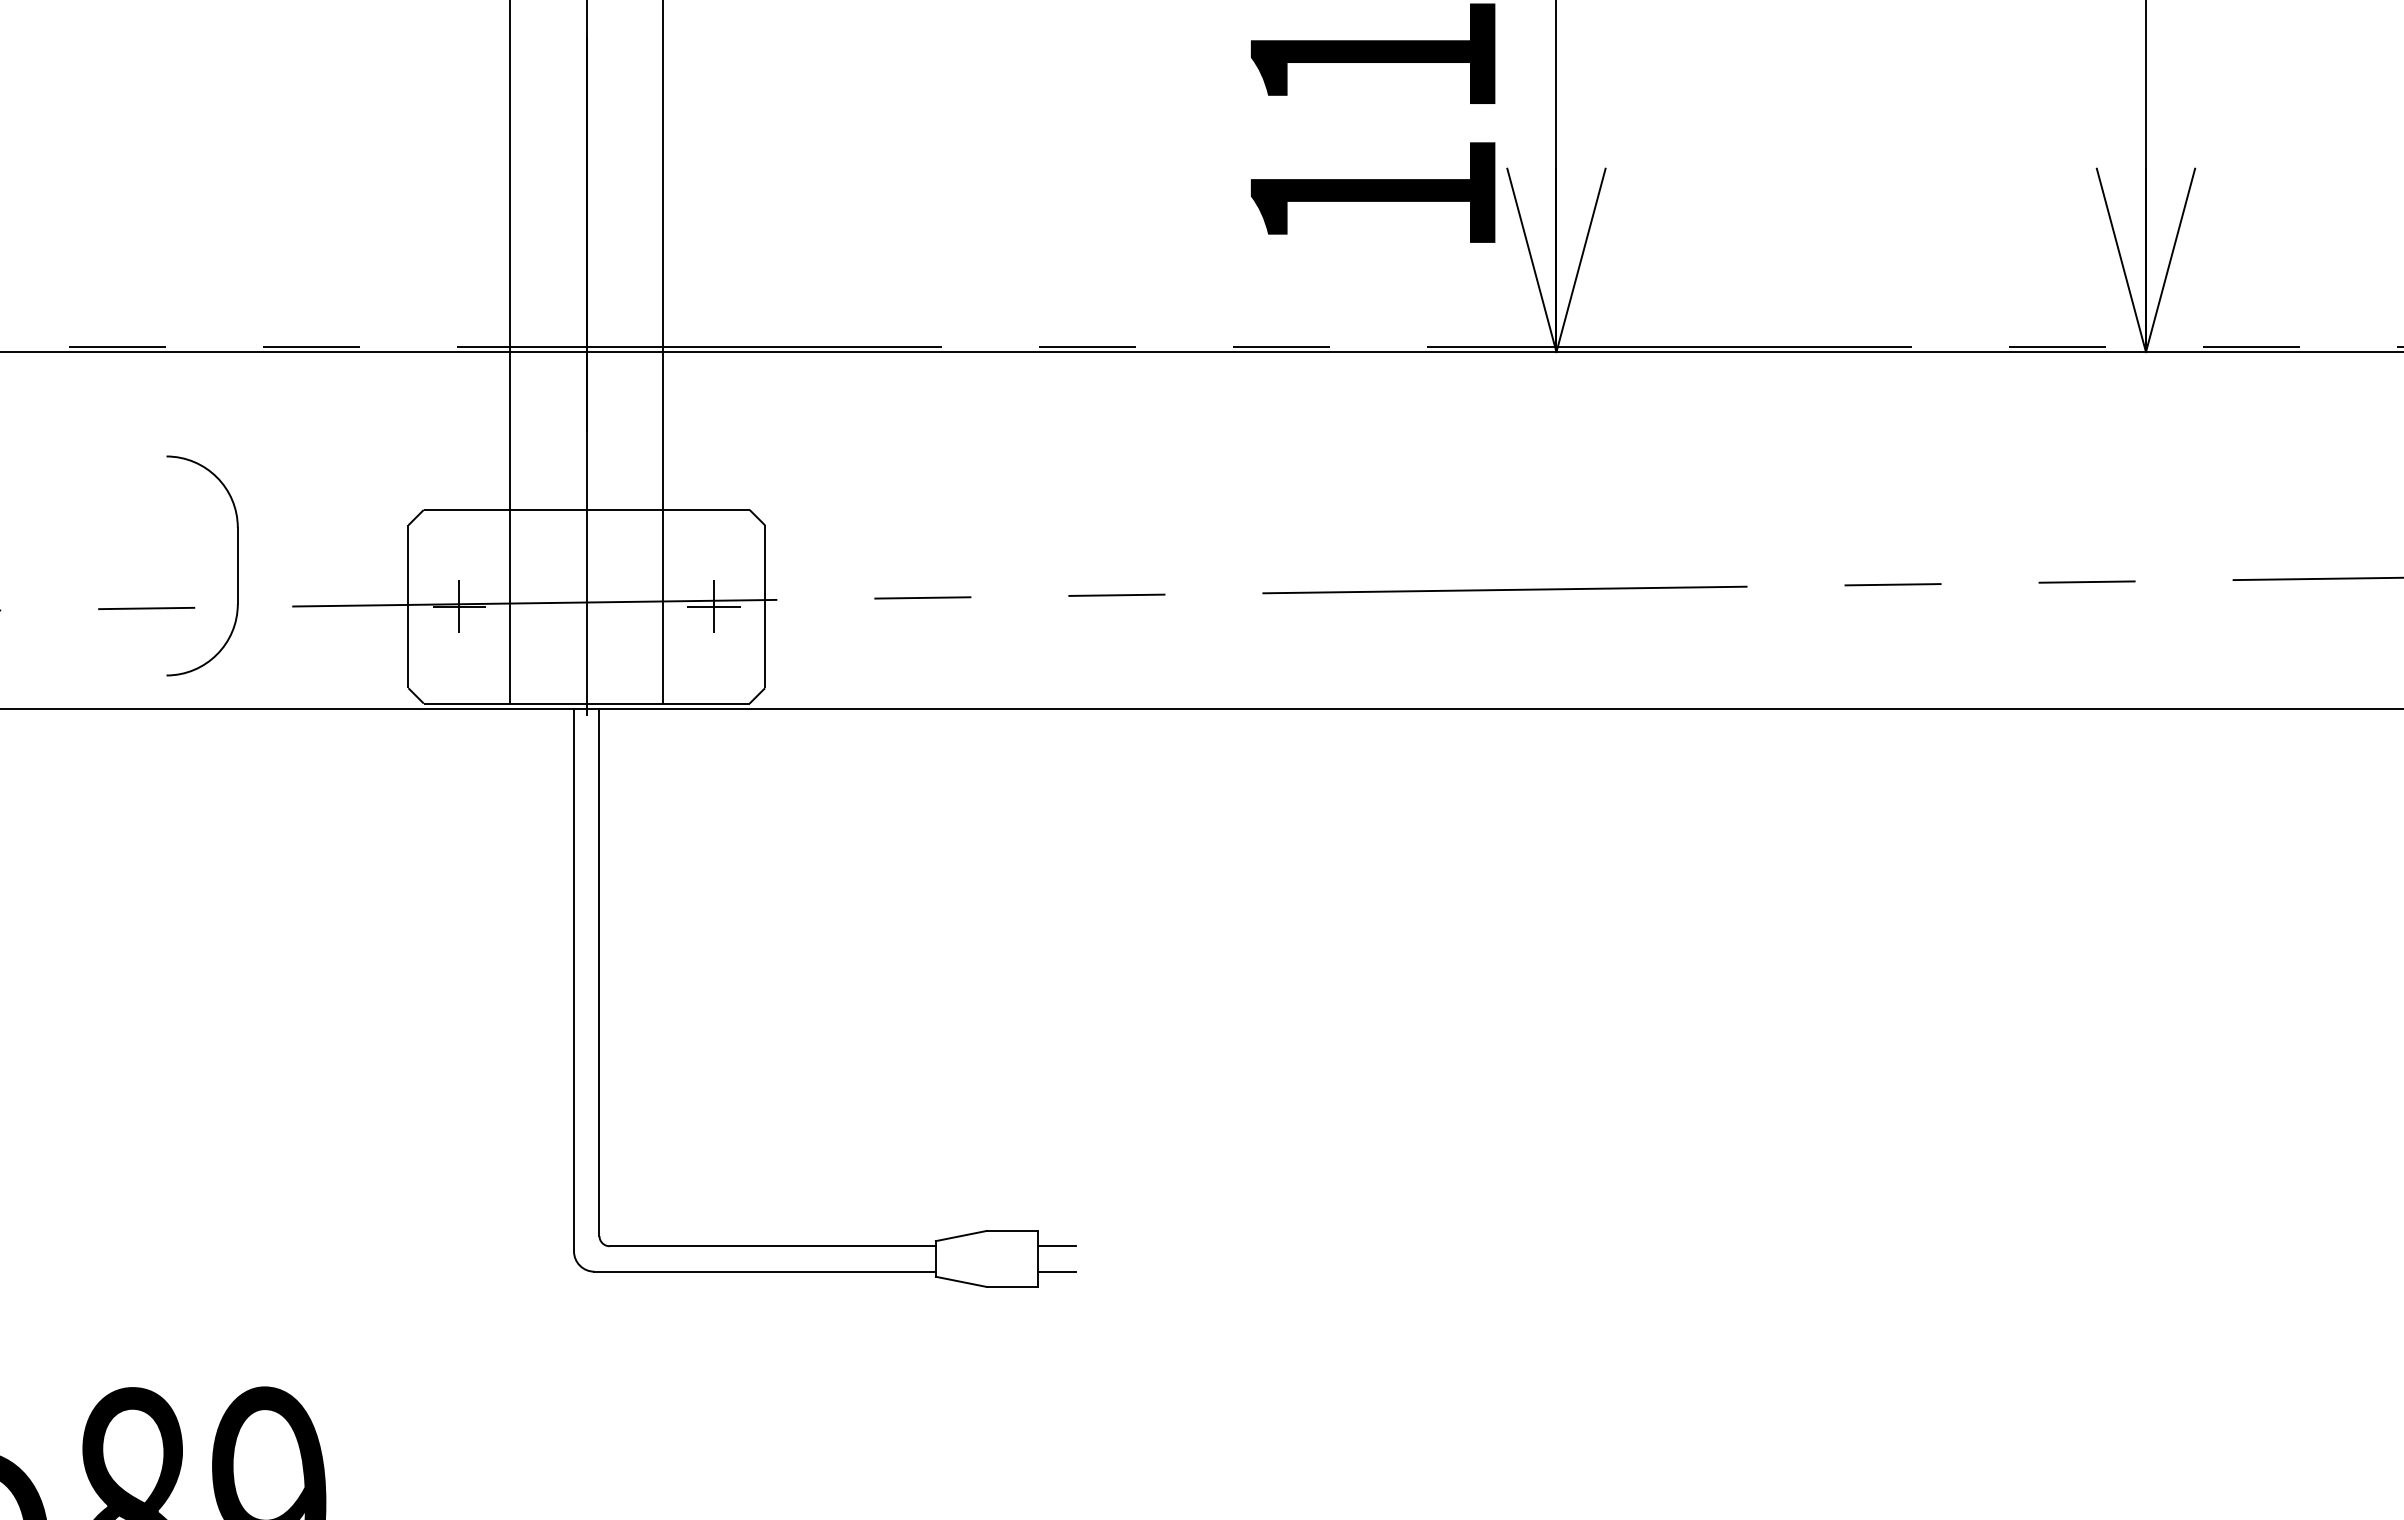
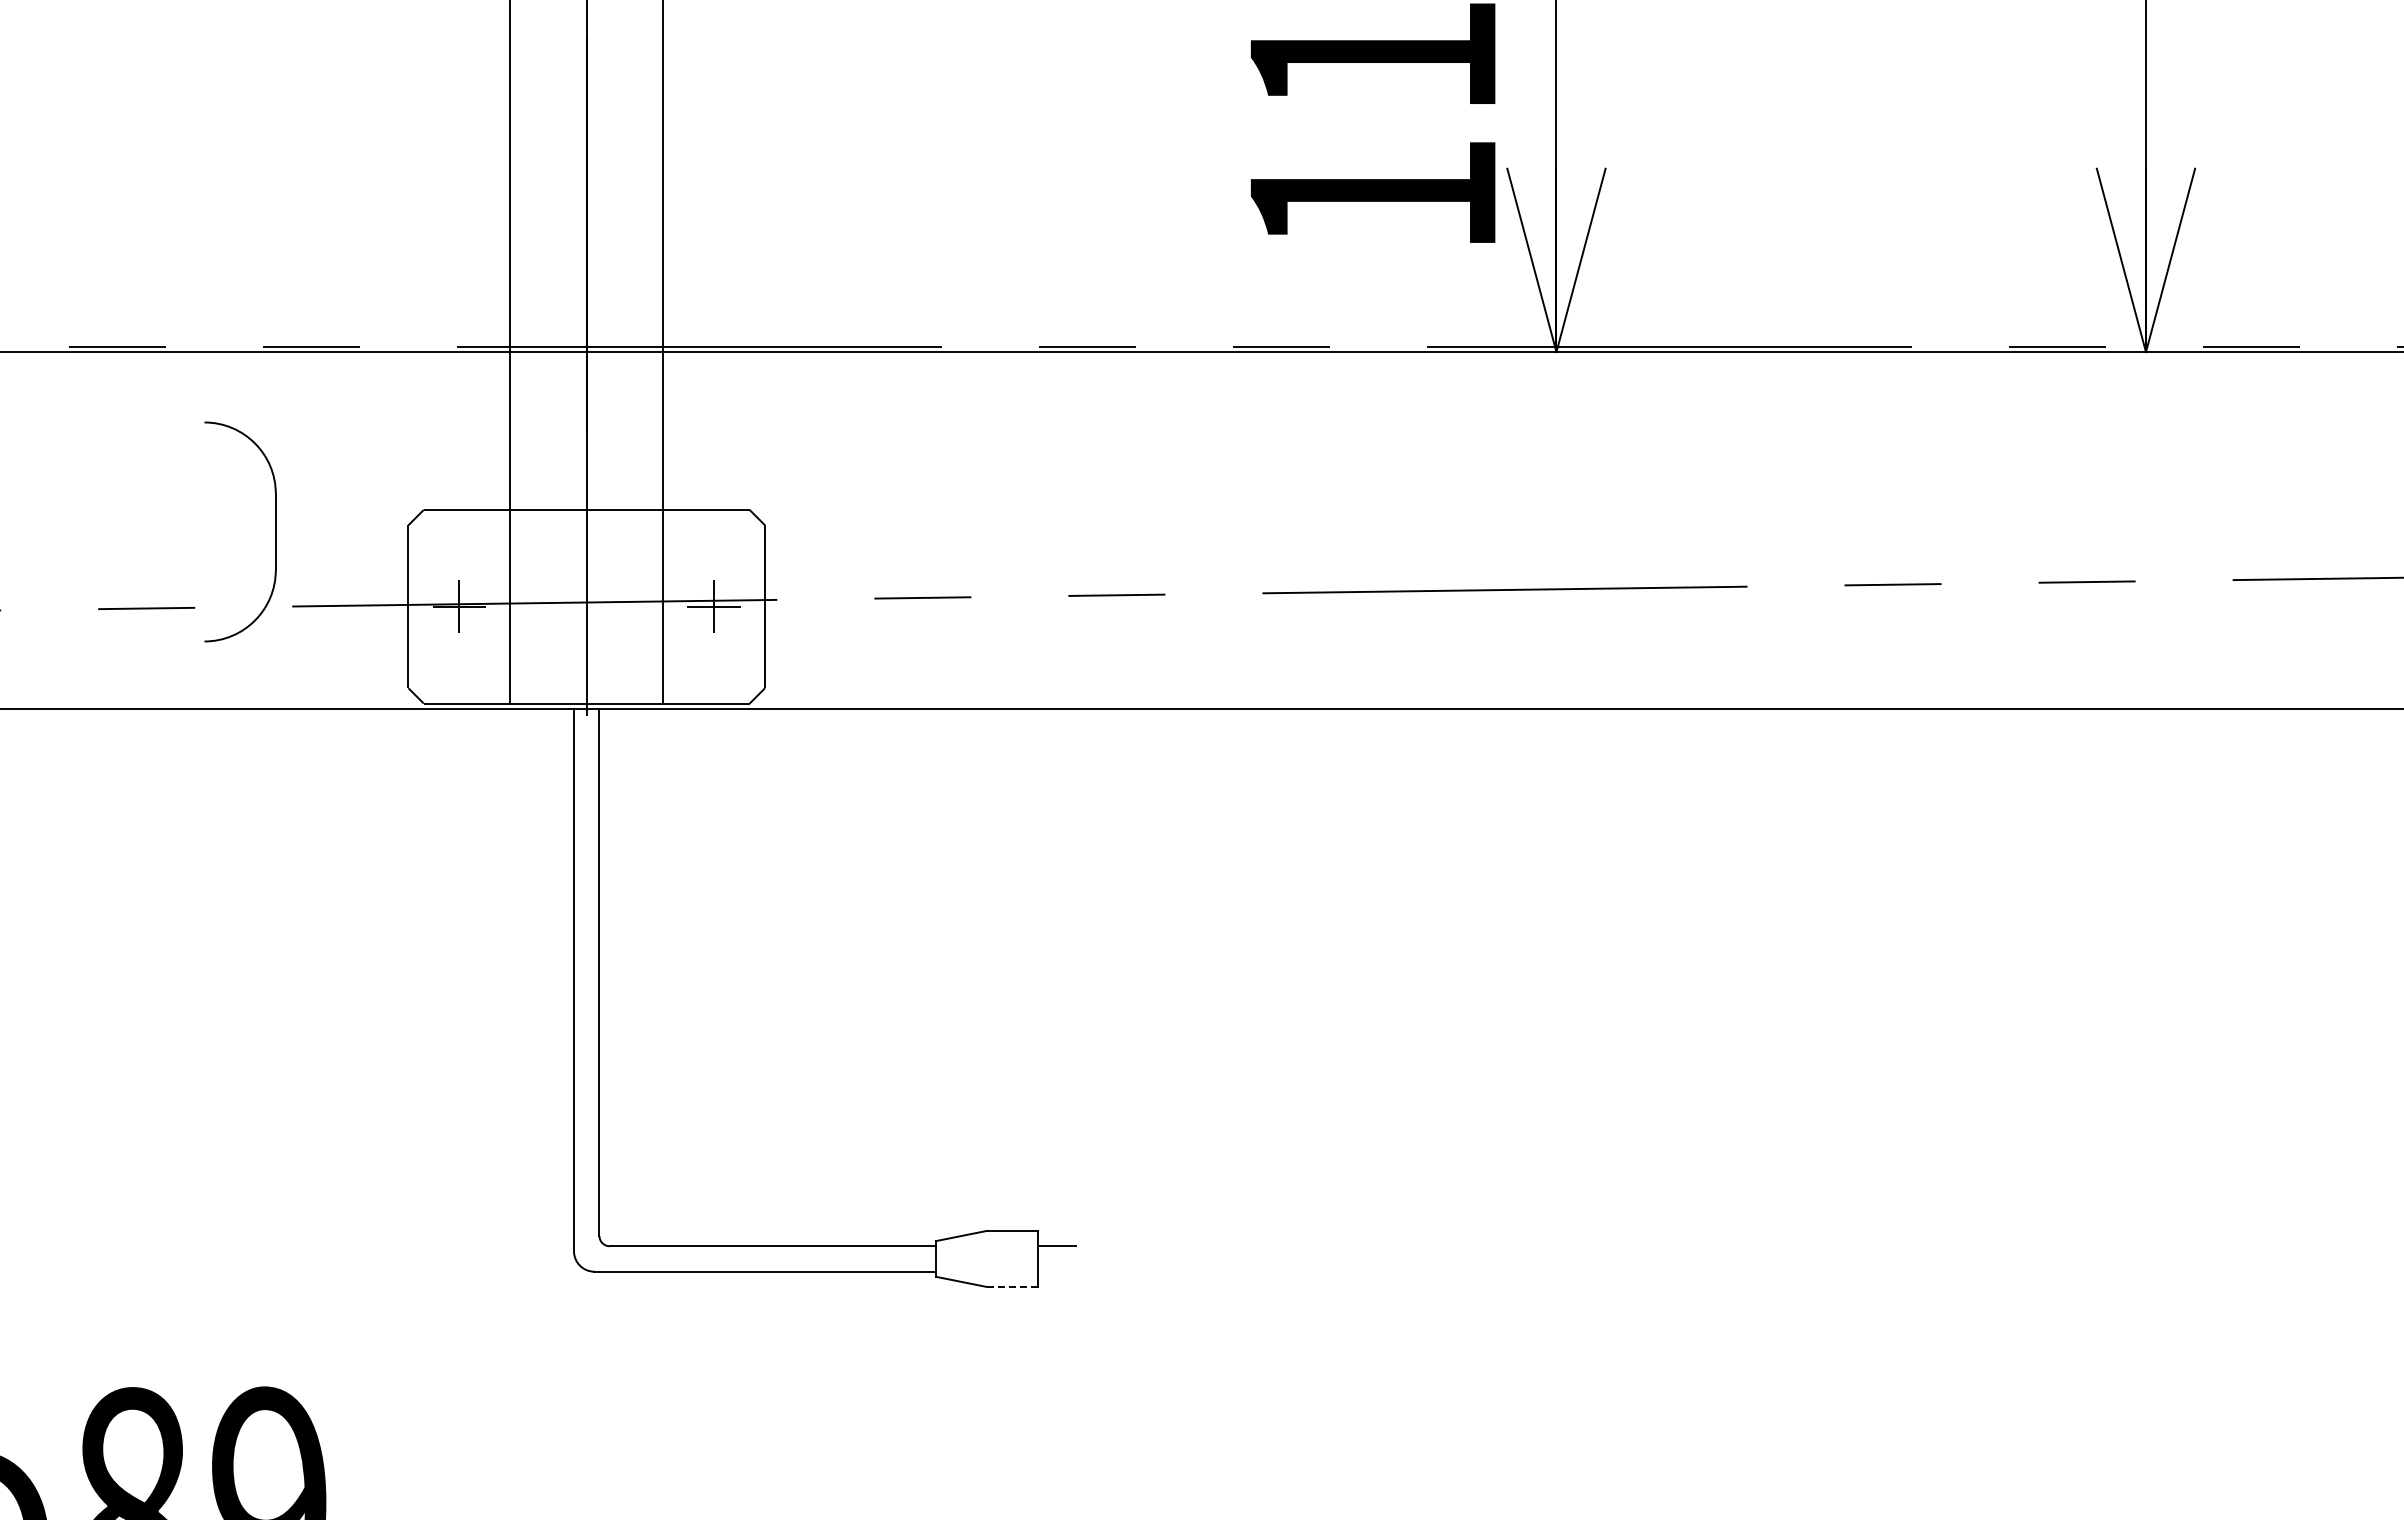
part position: (237, 565) -> (275, 531) (275, 531)
line: present -> none (1056, 1271)
line: solid -> dashed (1012, 1286)
